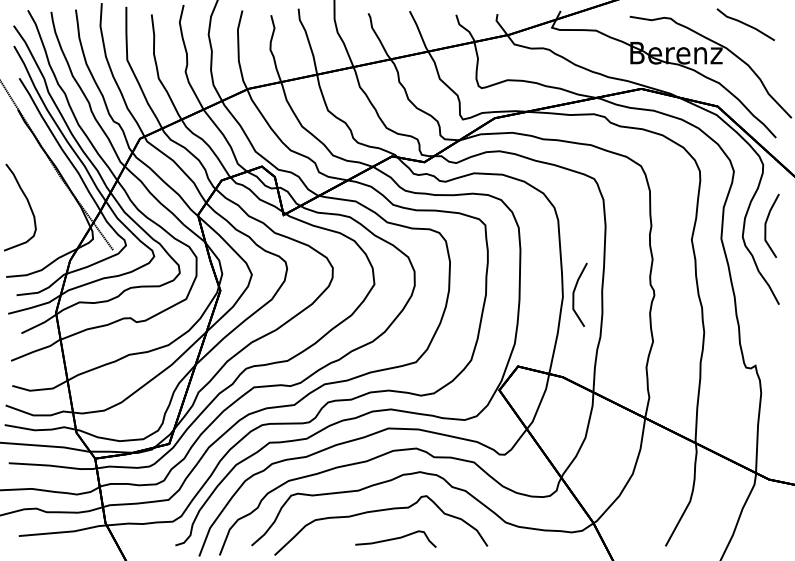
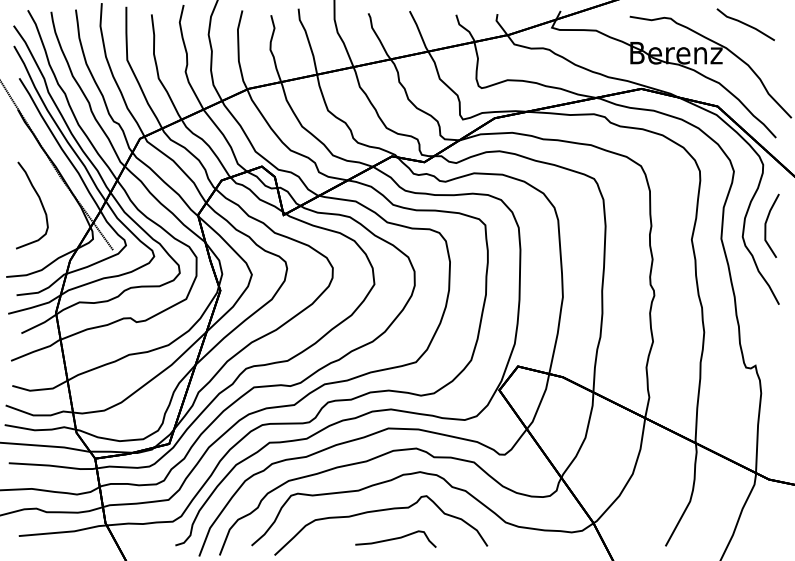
part position: (28, 205) -> (40, 203) (40, 203)
line: present -> none (574, 294)
